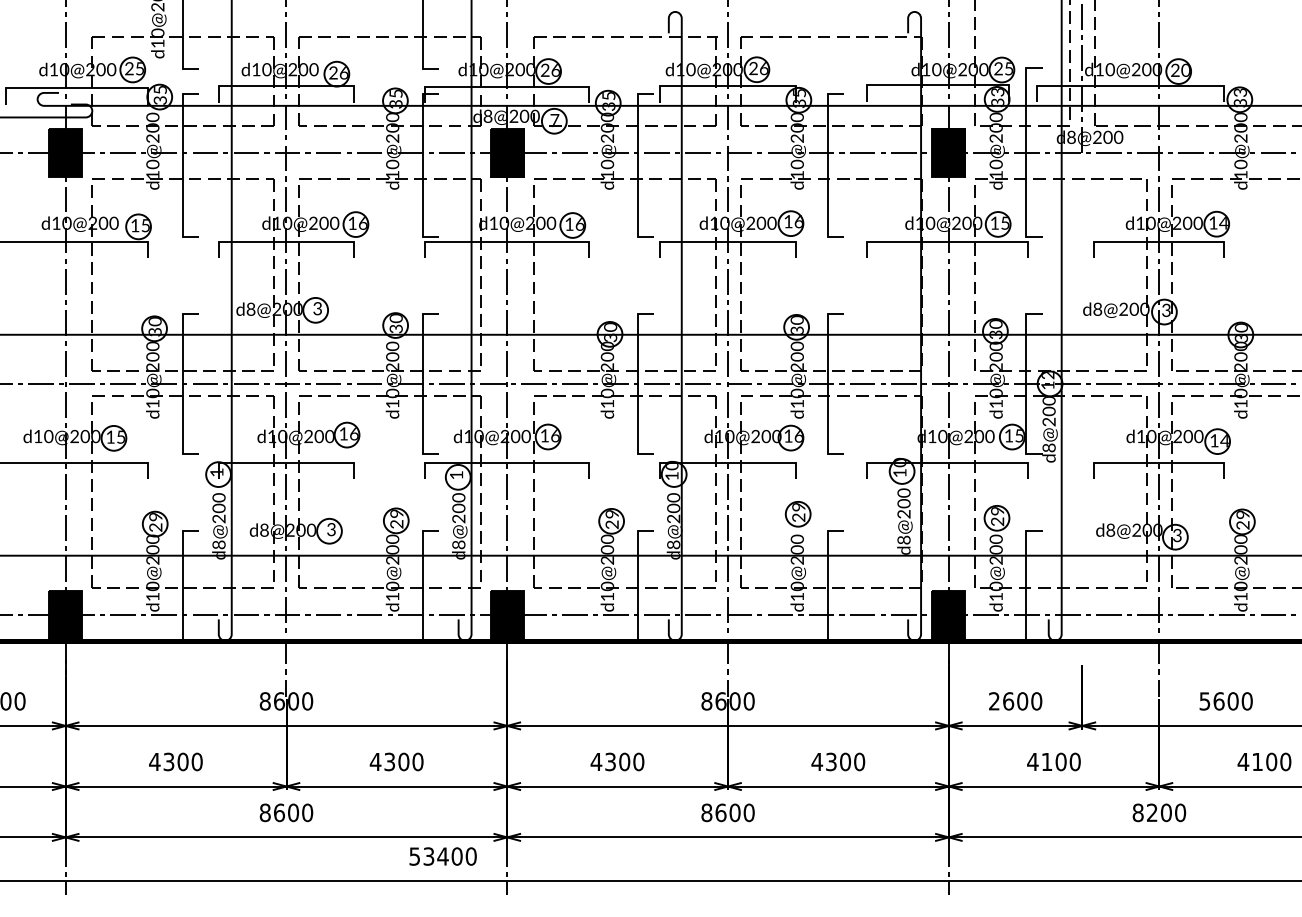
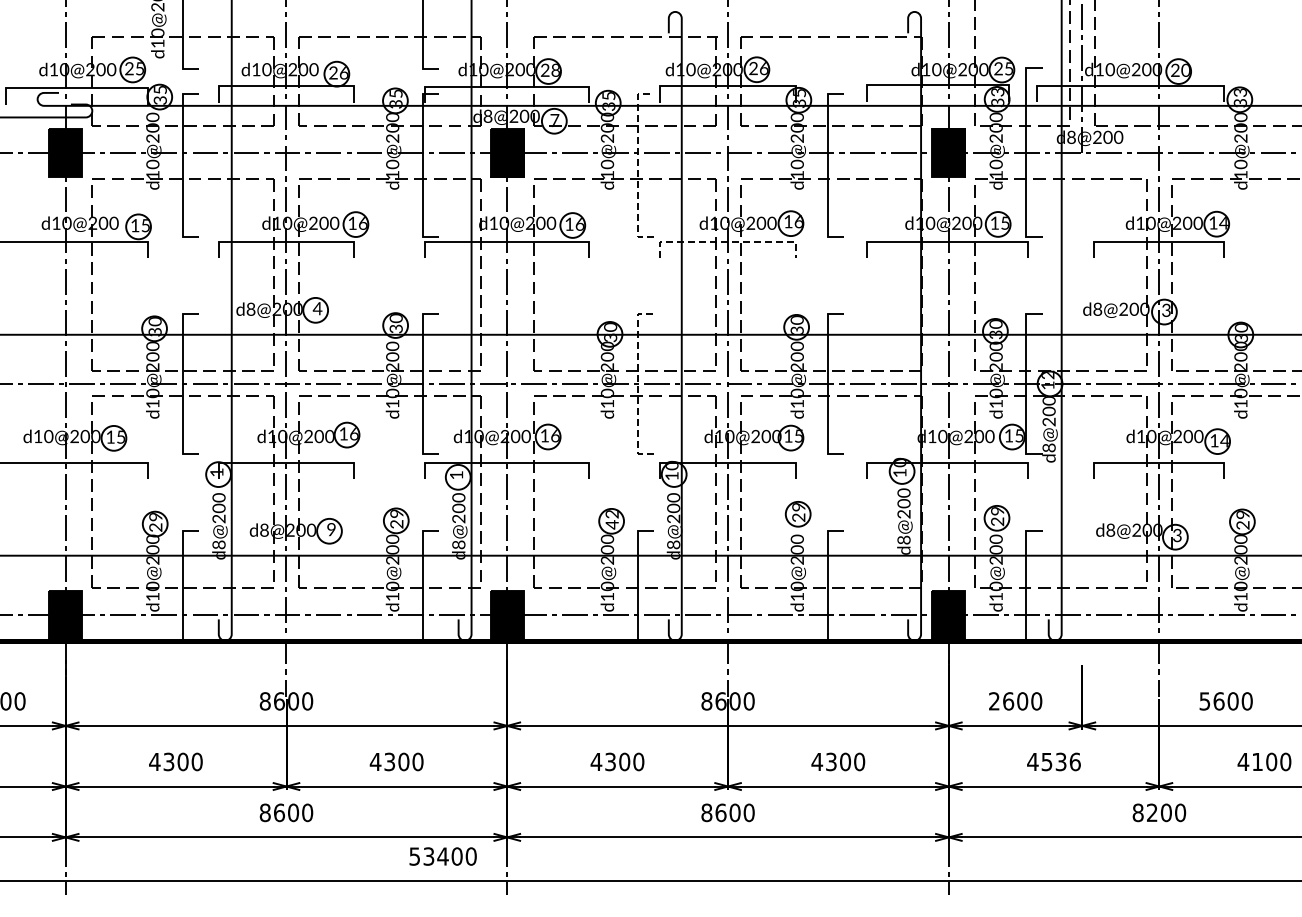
text: 26 -> 28 (555, 69)
line: solid -> dashed (637, 165)
line: solid -> dashed (728, 241)
text: 3 -> 4 (317, 308)
line: solid -> dashed (637, 383)
text: 16 -> 15 (798, 435)
text: 29 -> 42 (611, 519)
text: 3 -> 9 (331, 530)
text: 4100 -> 4536 (1060, 761)
